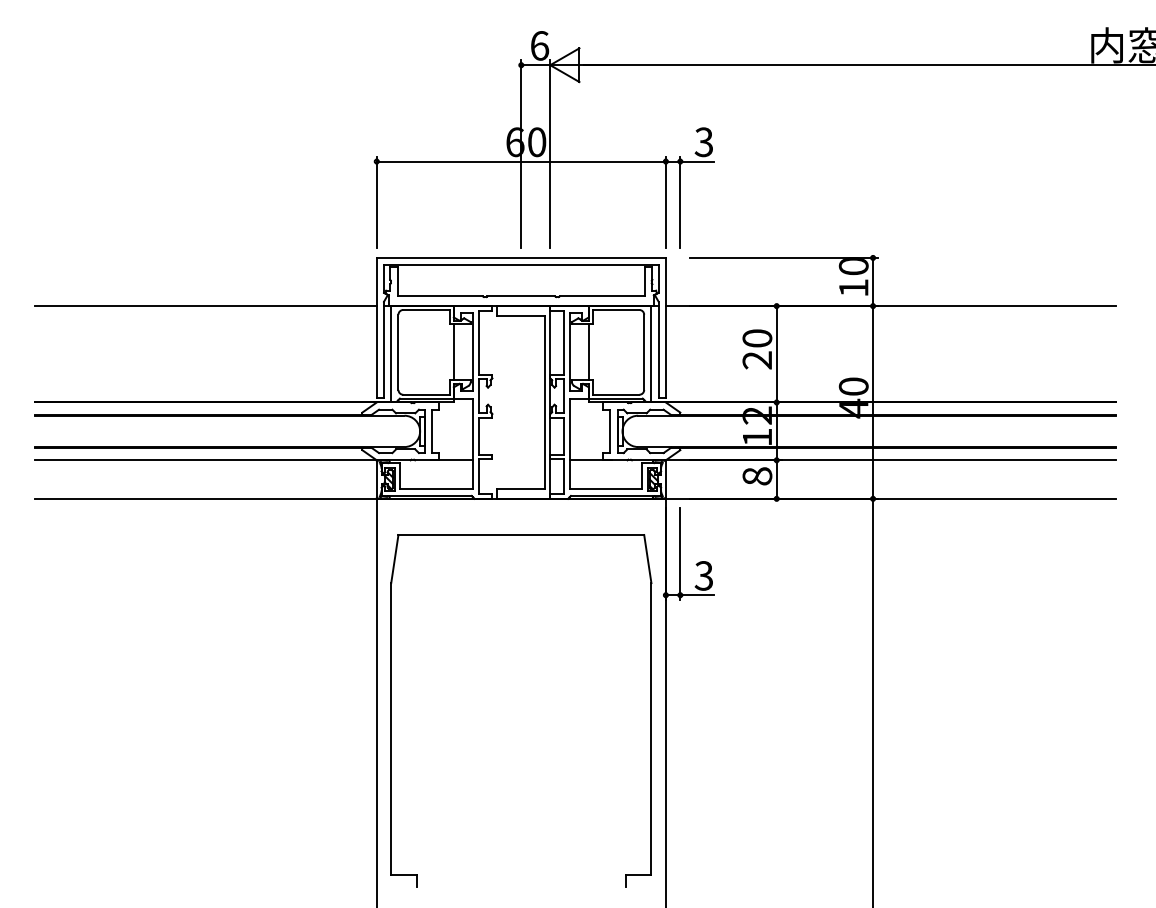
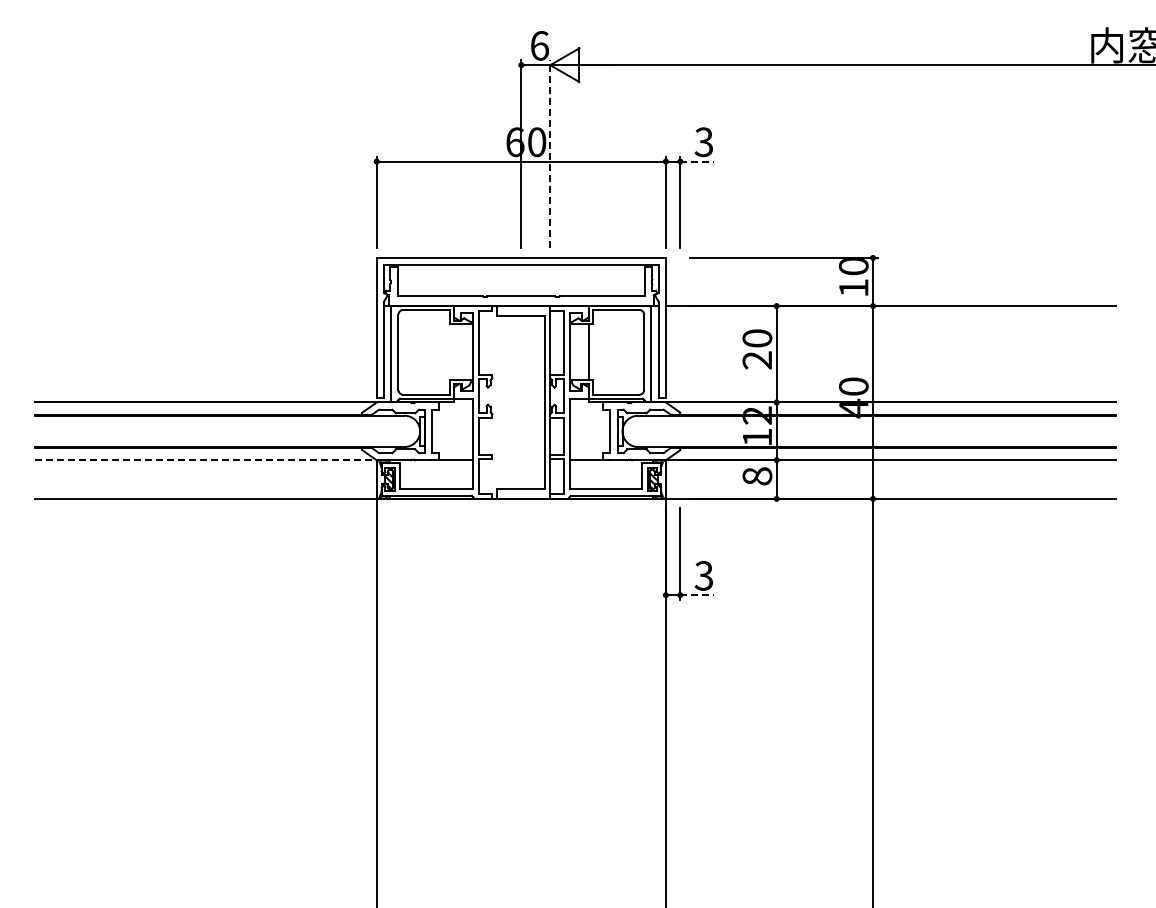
line: solid -> dashed (550, 154)
line: solid -> dashed (696, 161)
line: present -> none (205, 306)
line: present -> none (453, 352)
line: solid -> dashed (206, 460)
line: solid -> dashed (696, 595)
part: present -> none (650, 710)
